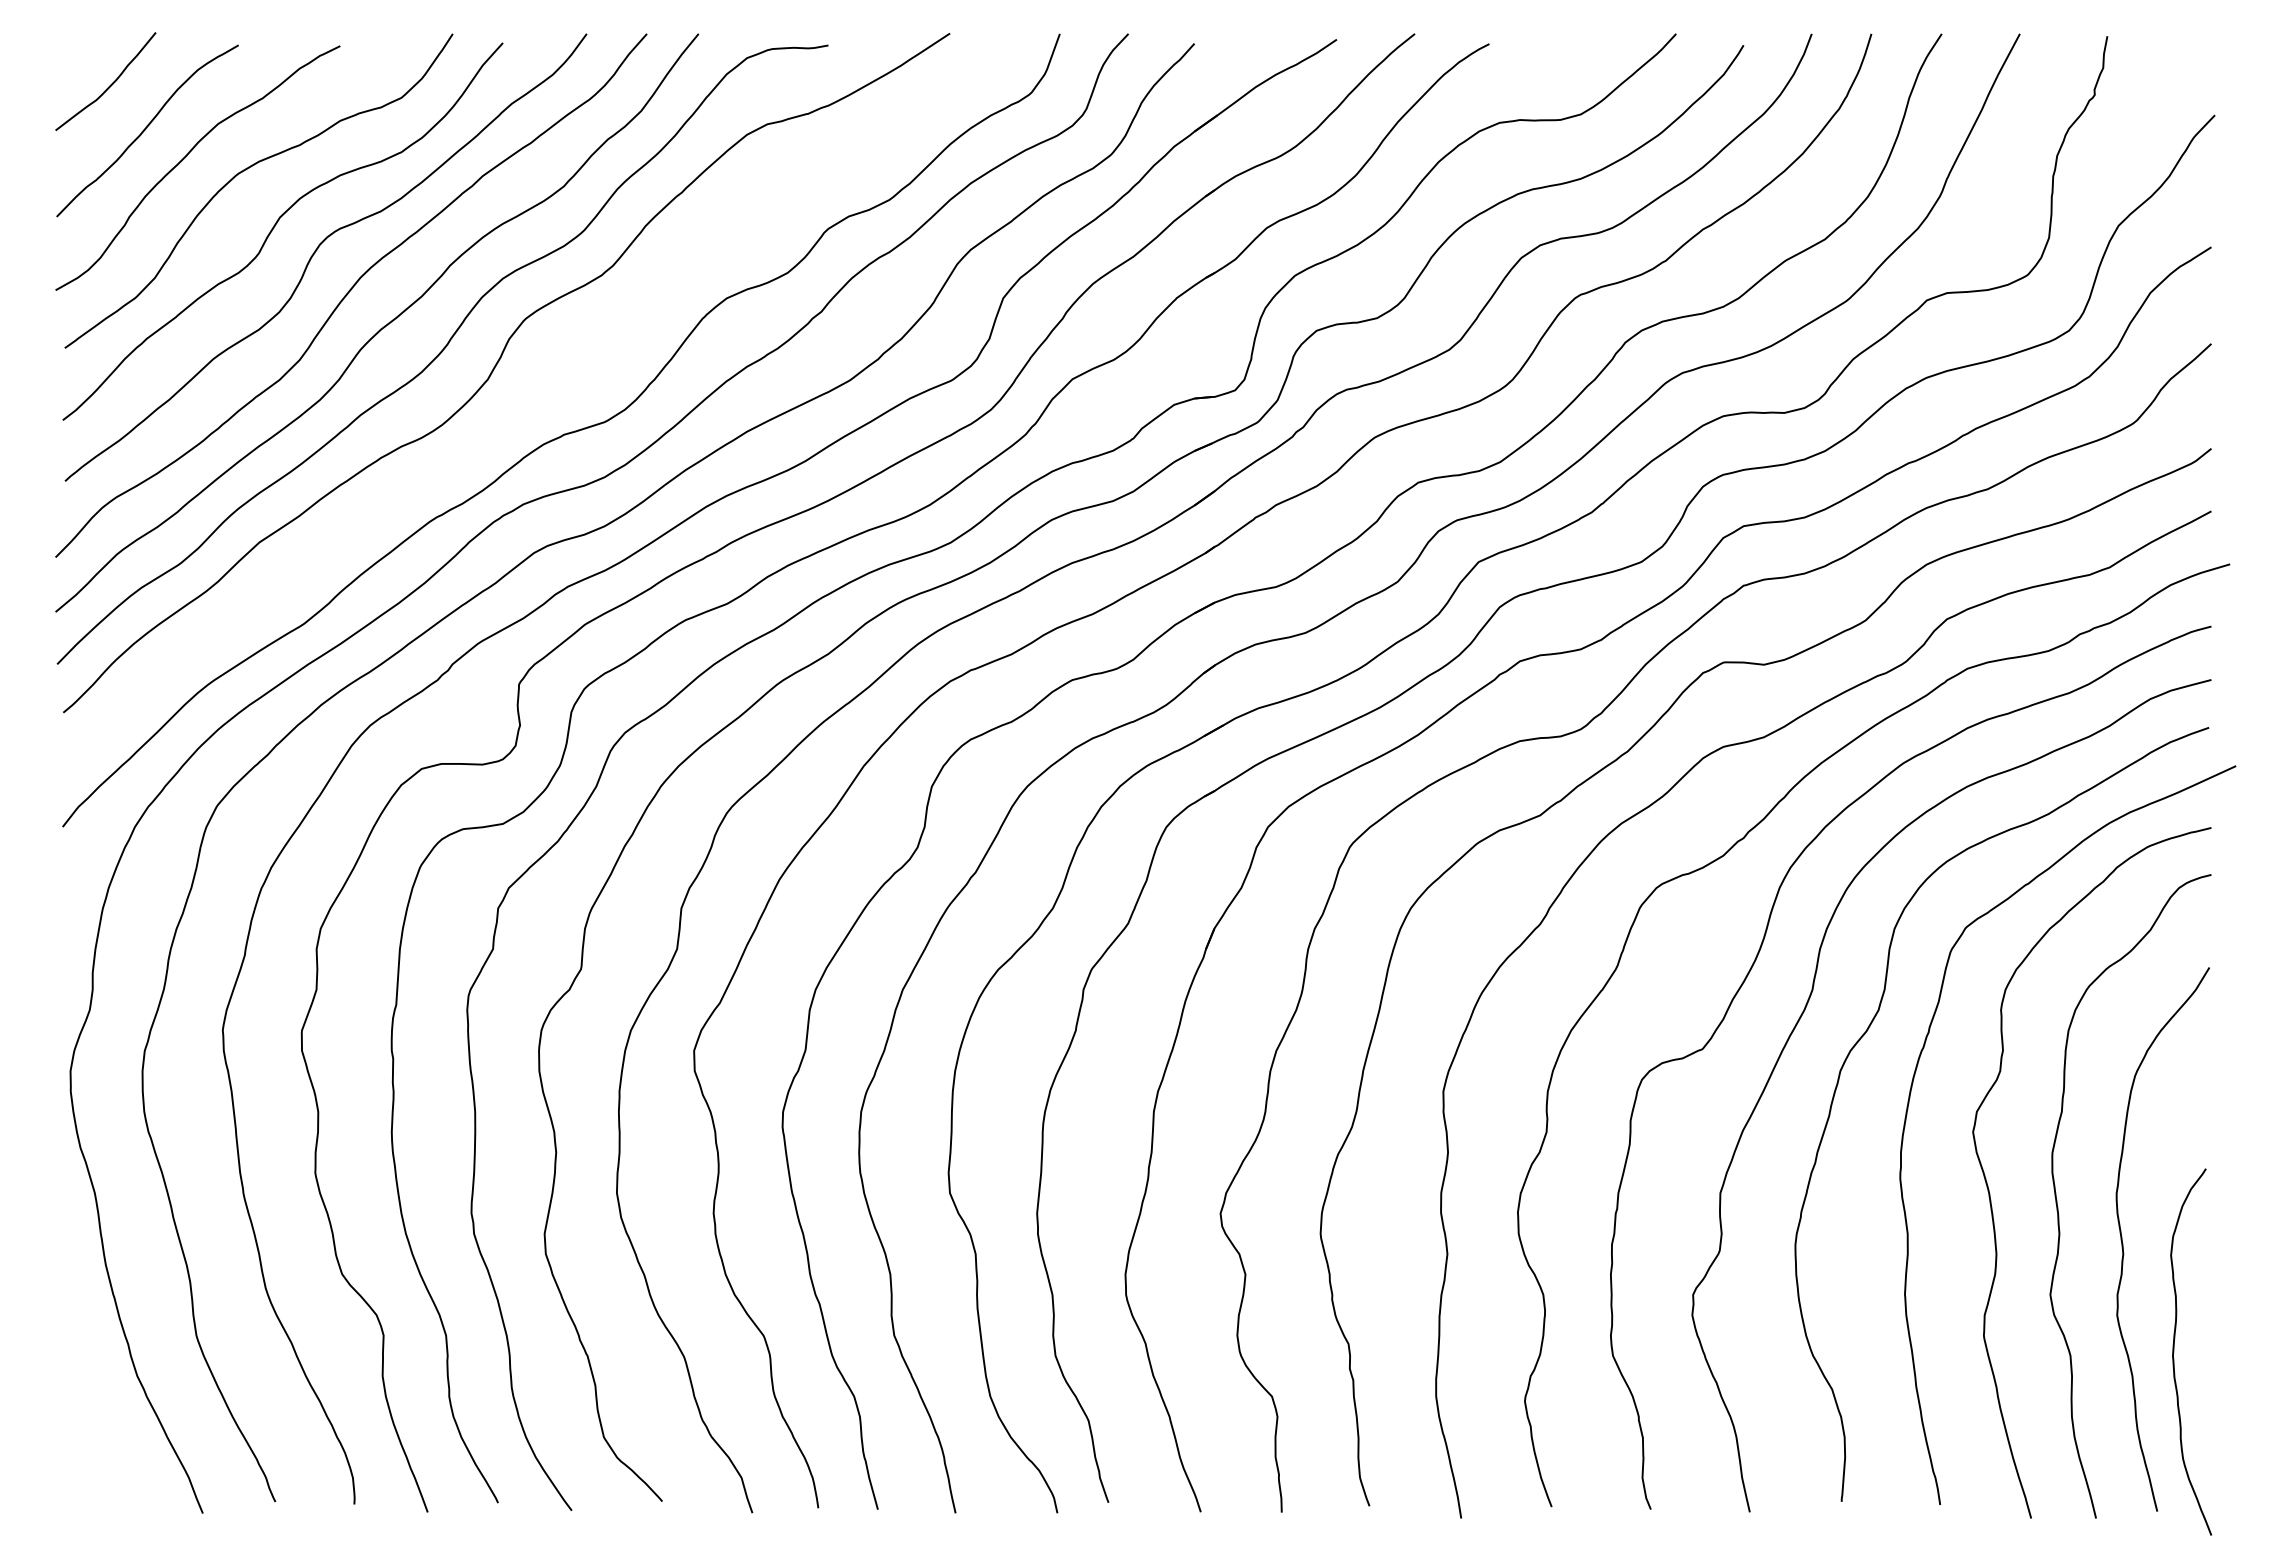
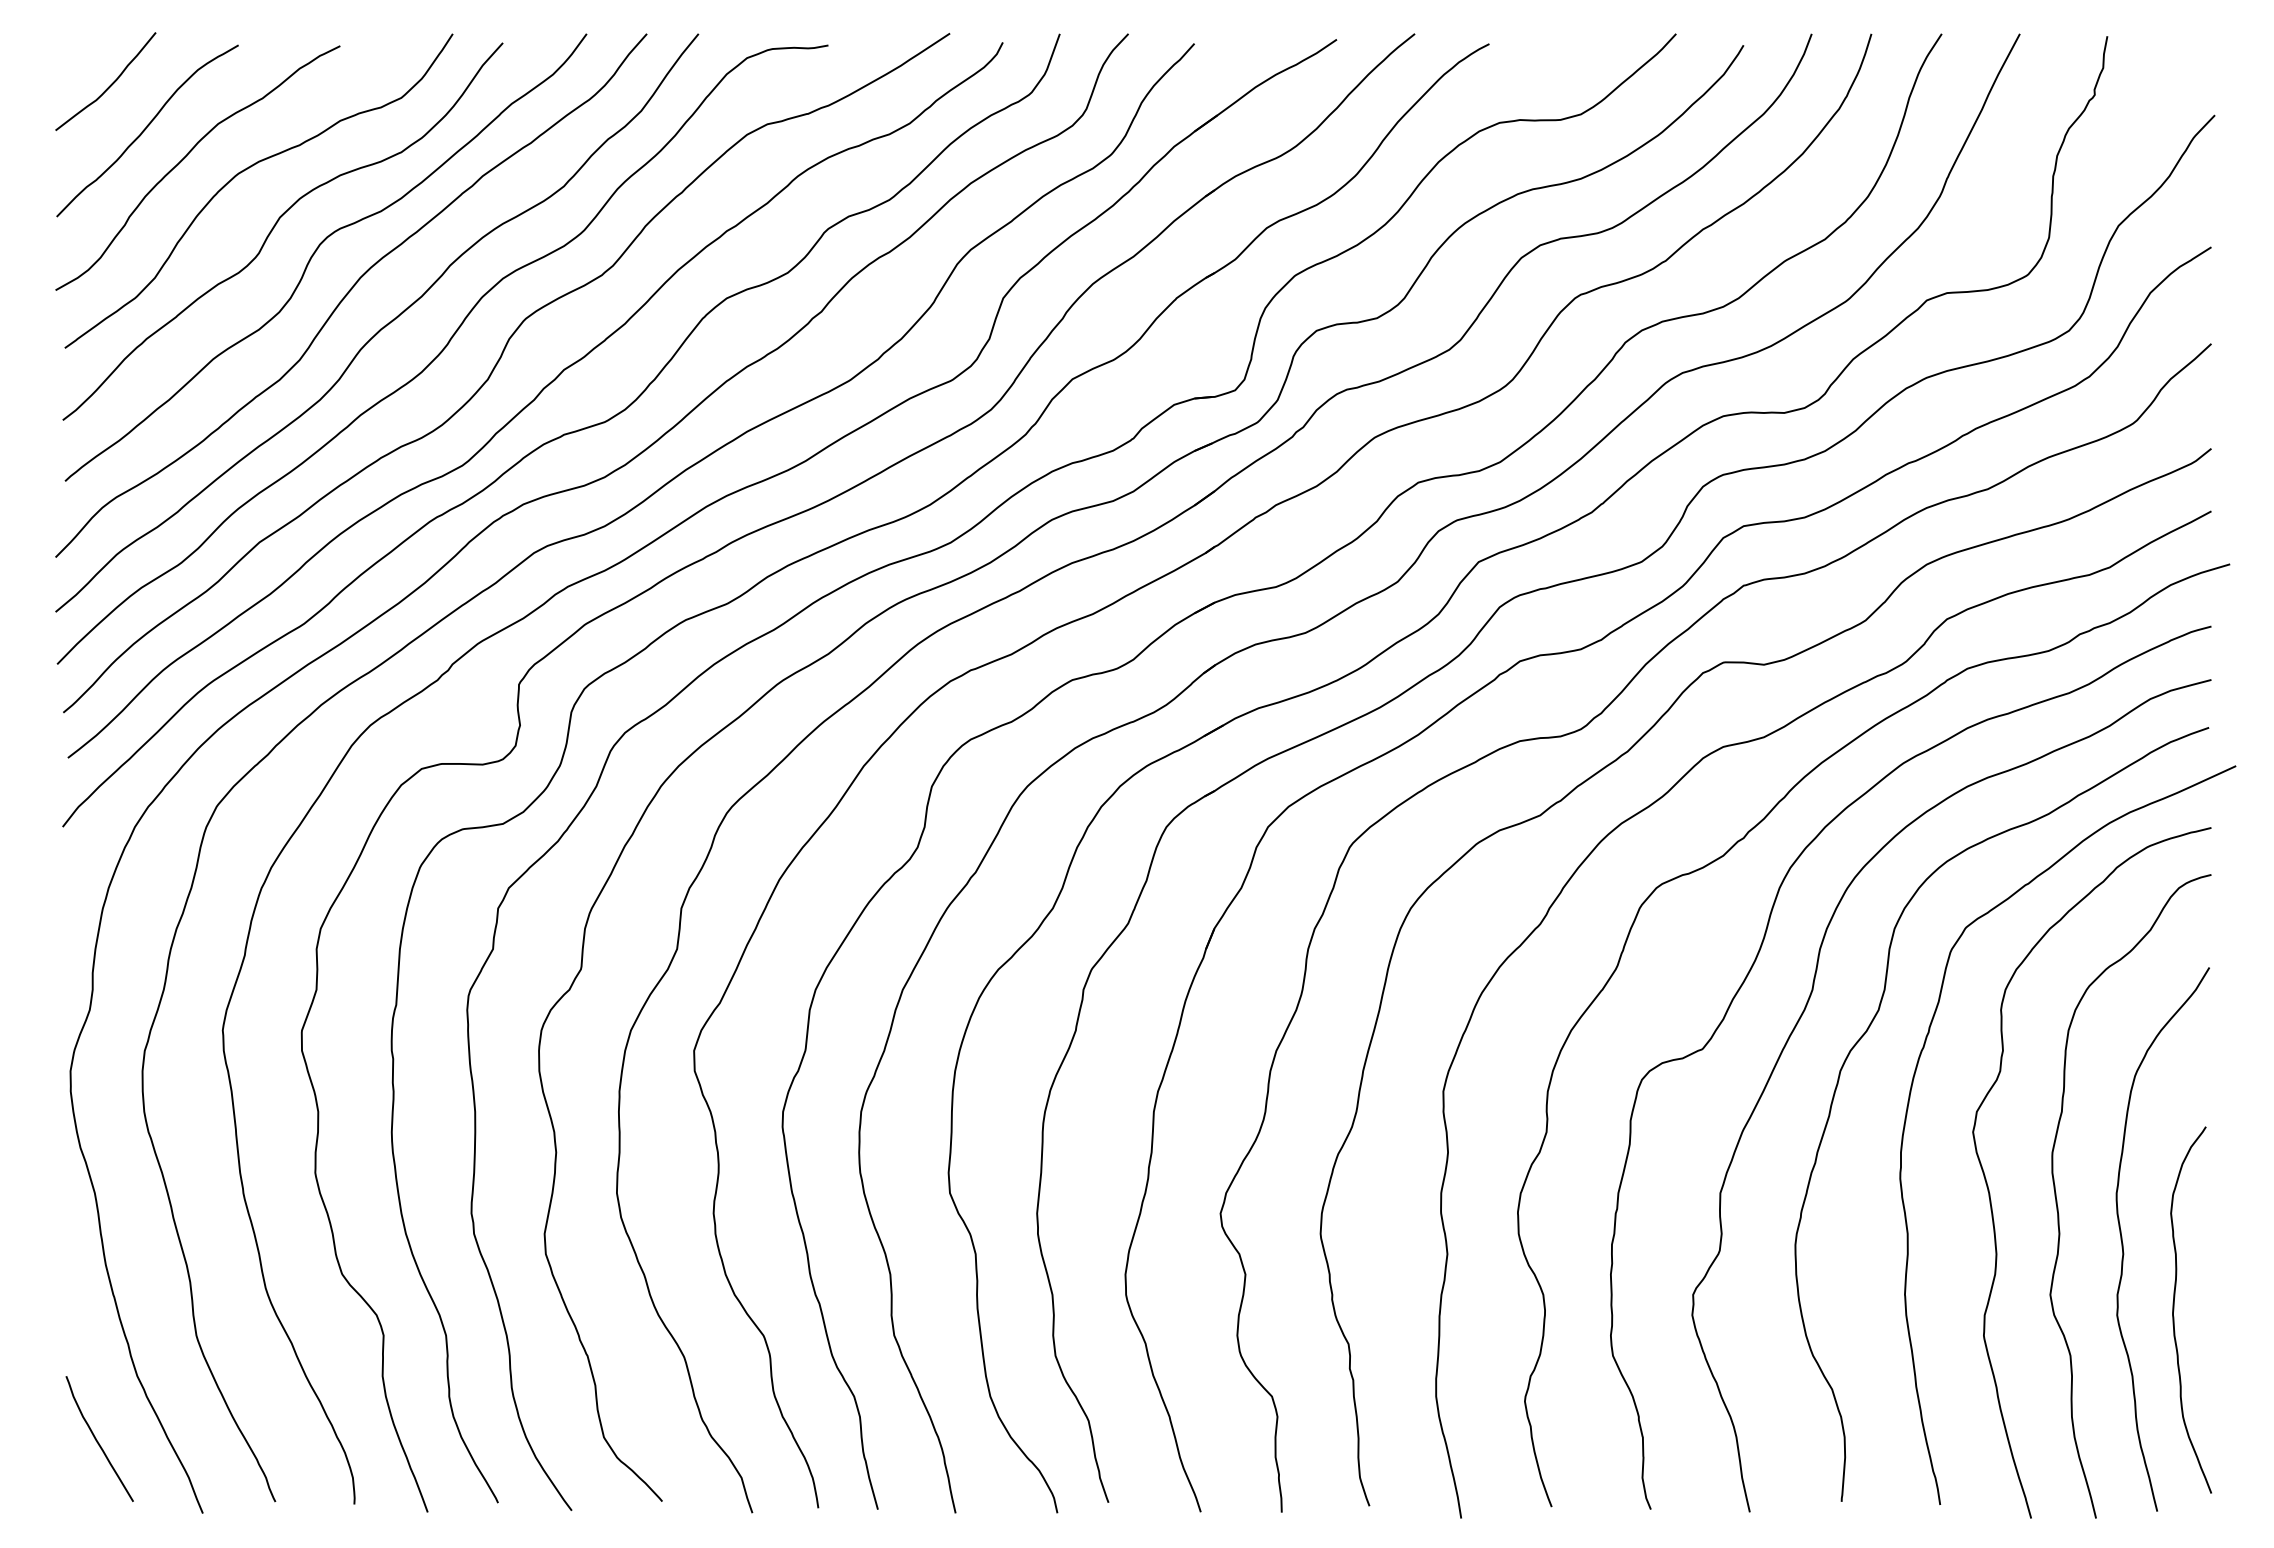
curve: none -> present (535, 399)
curve position: (2174, 1351) -> (2174, 1309) (2174, 1309)
curve: none -> present (97, 1440)
